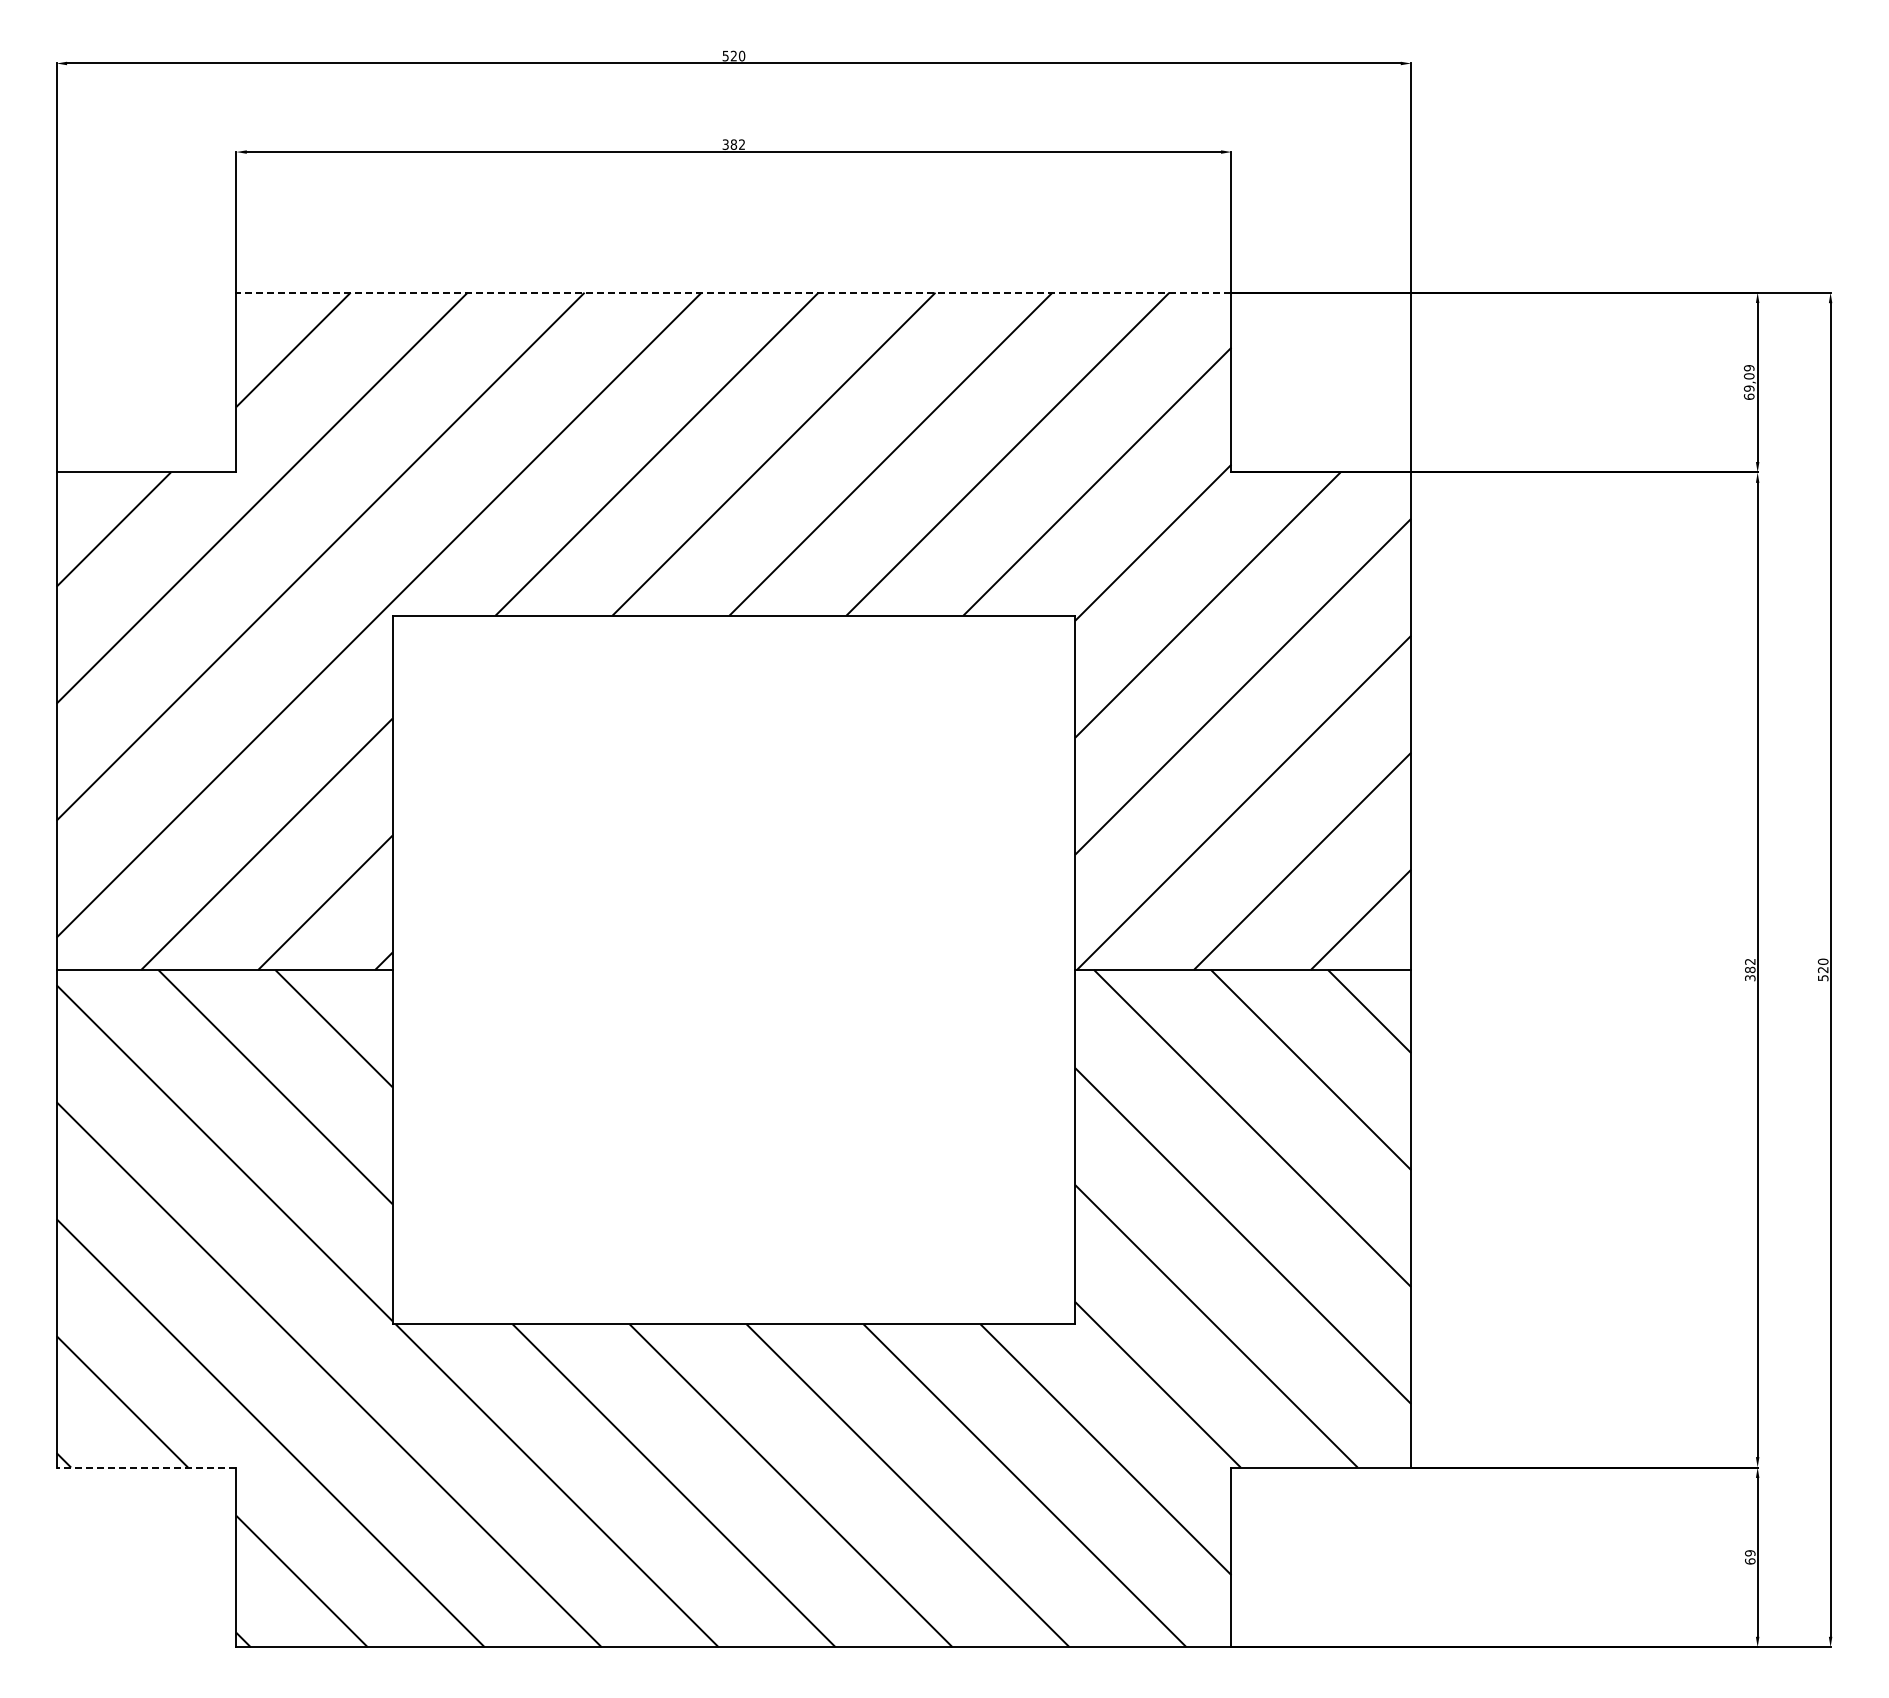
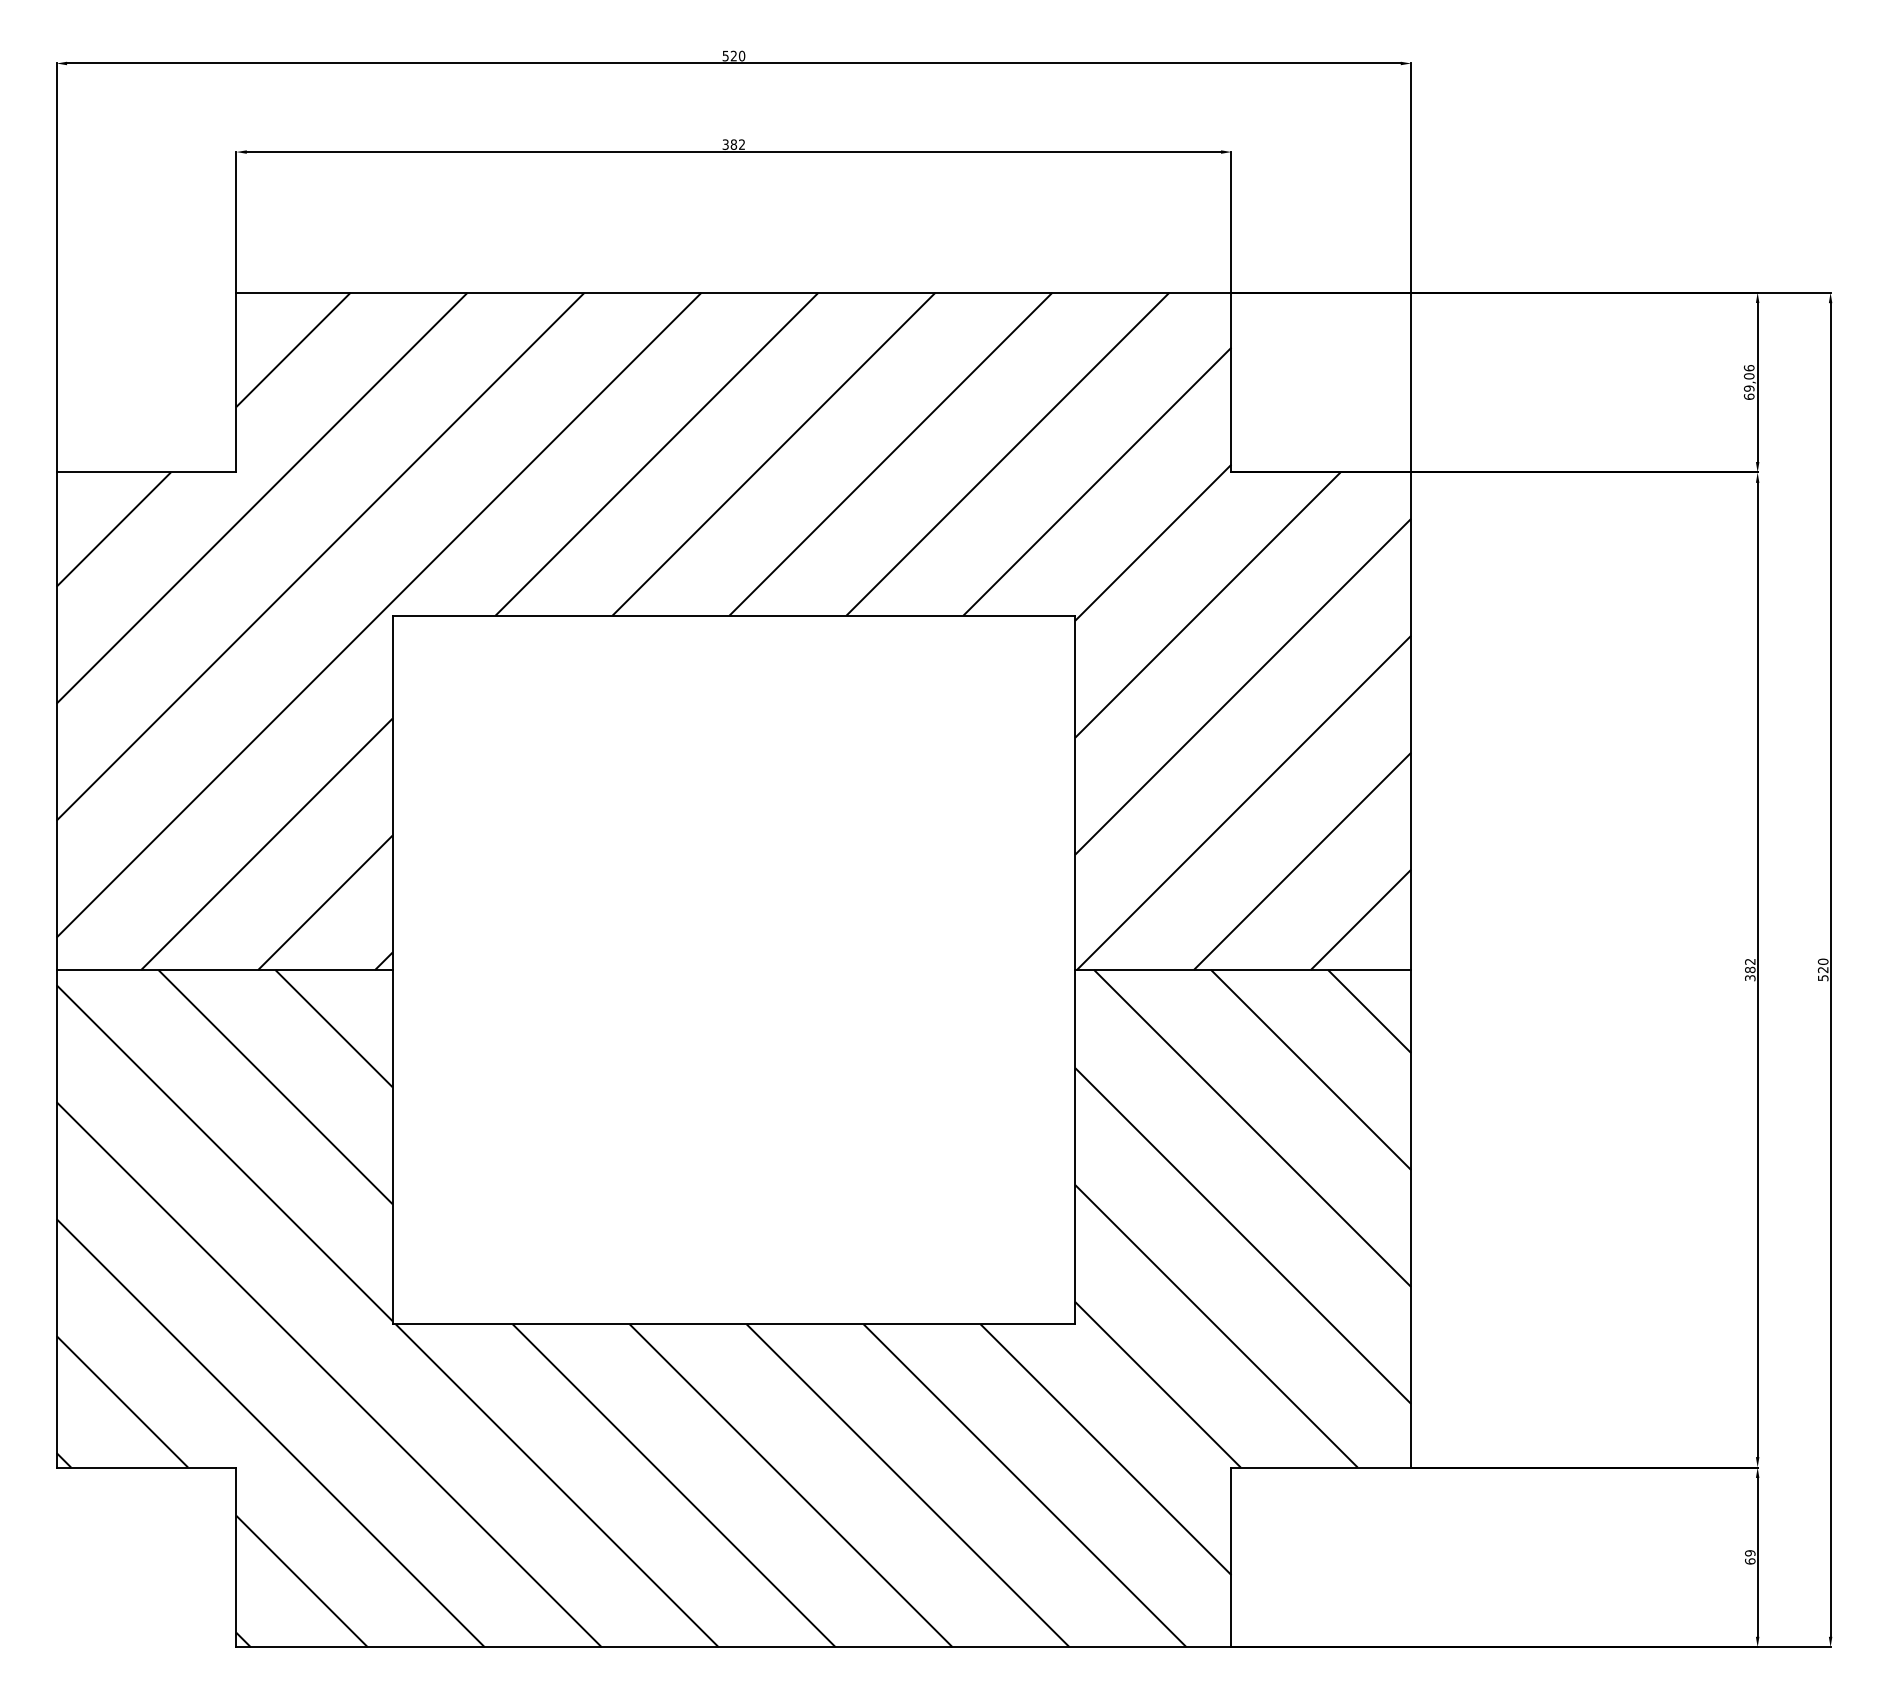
line: dashed -> solid (733, 292)
text: 69,09 -> 69,06 (1749, 368)
line: dashed -> solid (146, 1467)
